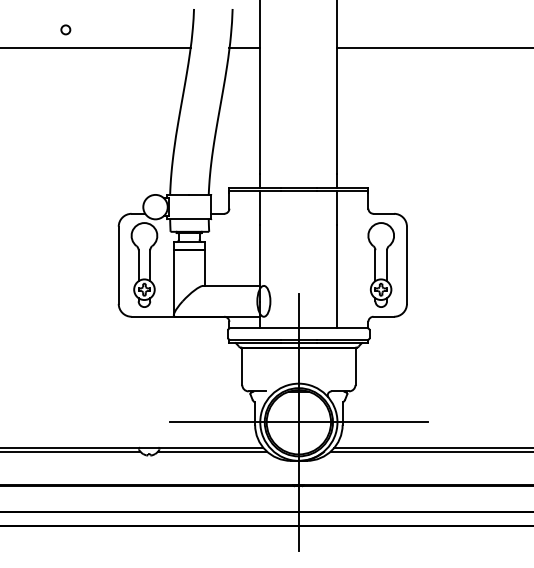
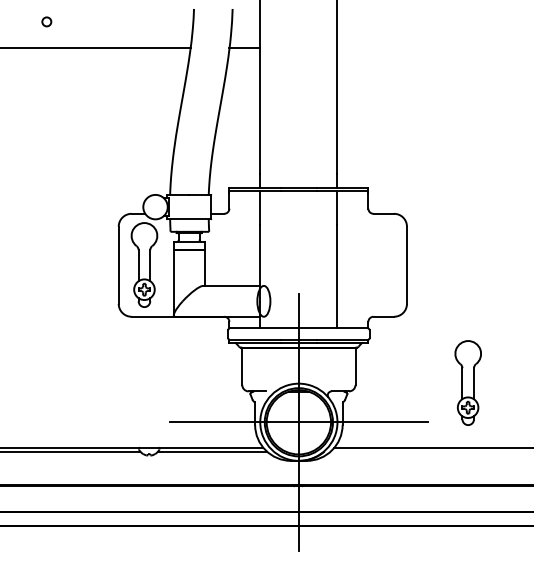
circle position: (65, 29) -> (46, 21) (46, 21)
line: present -> none (433, 47)
part position: (380, 264) -> (467, 382) (467, 382)
line: present -> none (430, 451)
